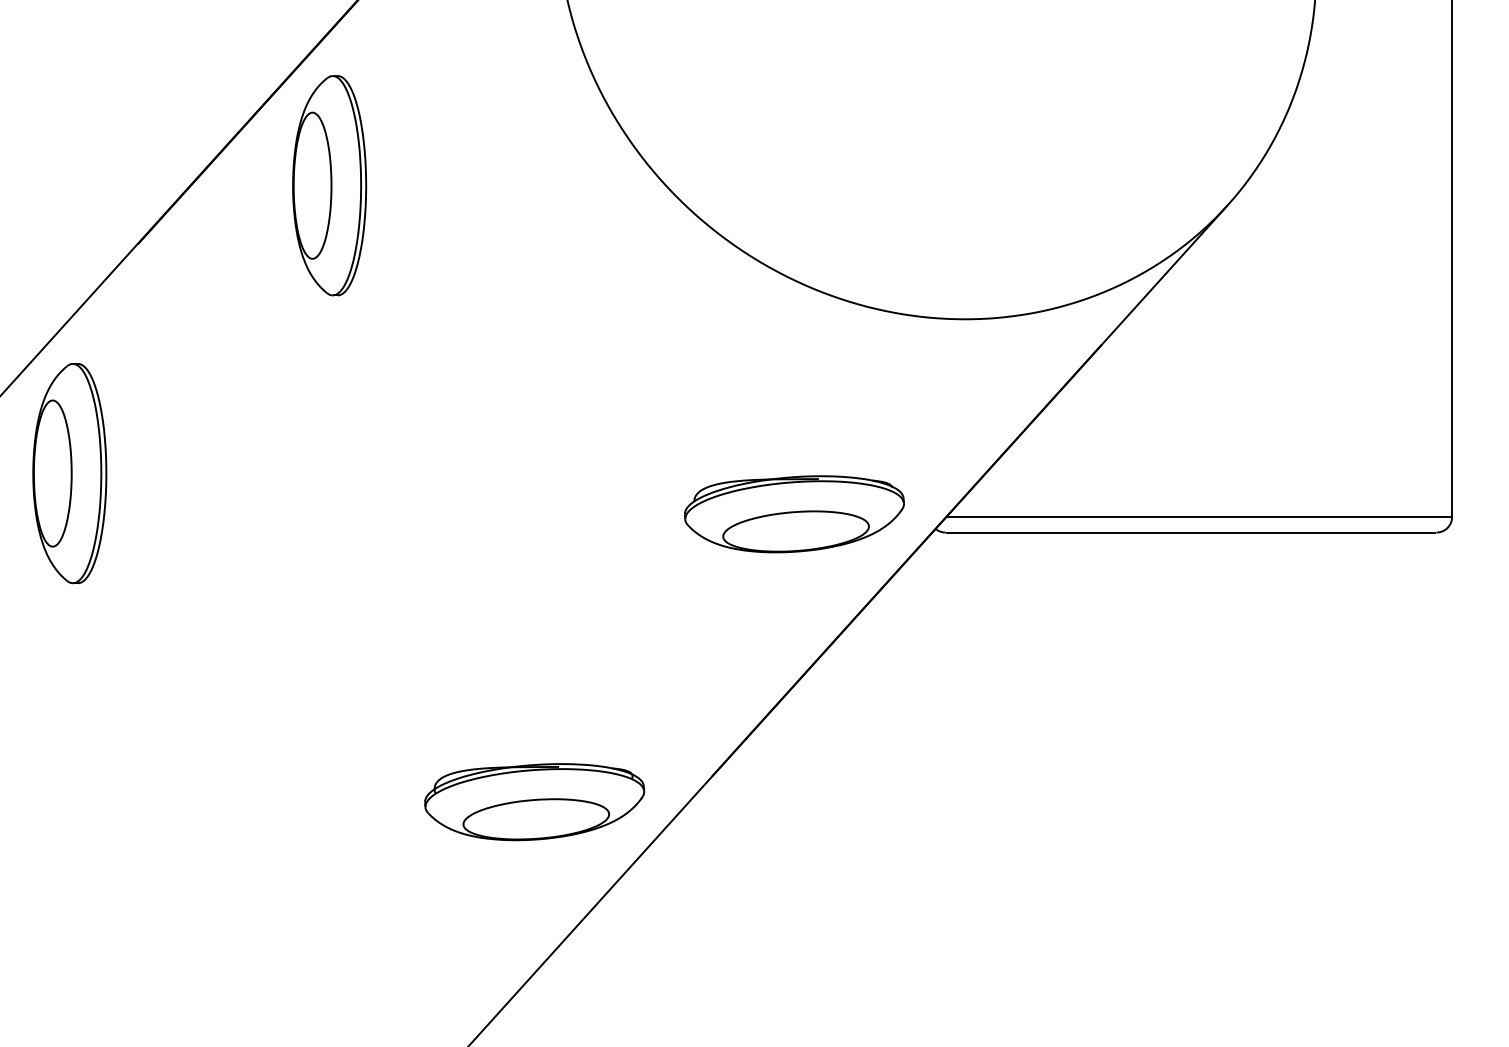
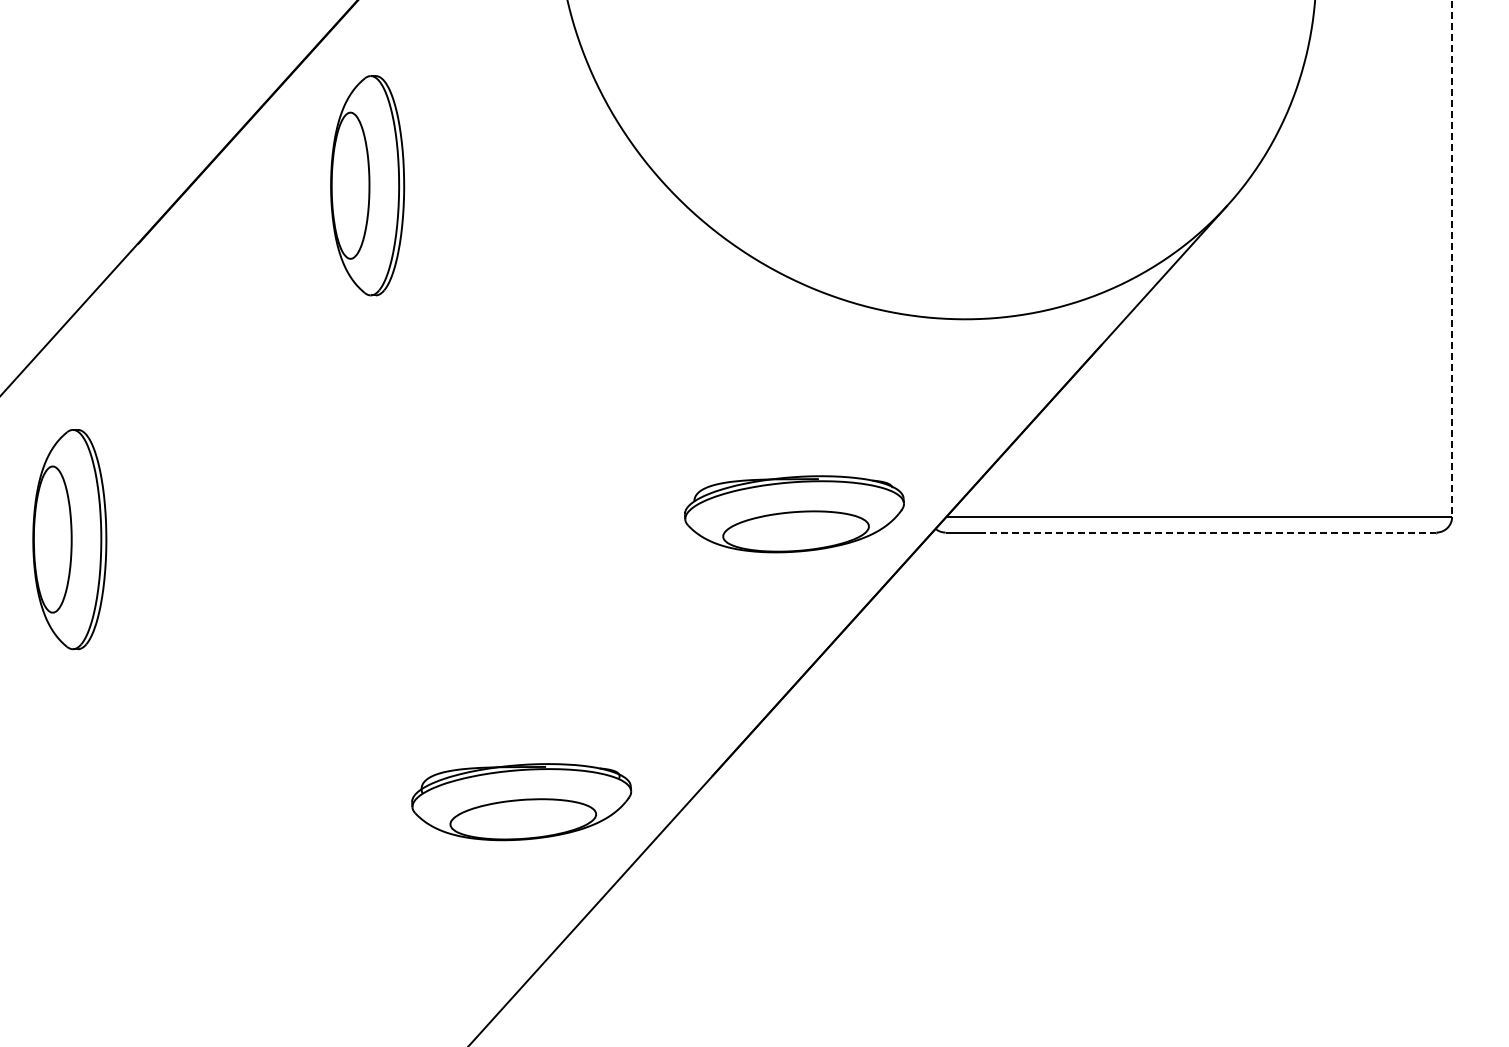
part position: (329, 185) -> (367, 185) (367, 185)
line: solid -> dashed (1452, 258)
part position: (69, 473) -> (69, 539) (69, 539)
line: solid -> dashed (1208, 532)
part position: (534, 802) -> (521, 802) (521, 802)
